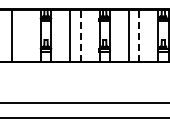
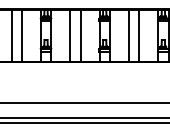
line: none -> present (21, 35)
line: dashed -> solid (80, 35)
line: dashed -> solid (139, 35)
line: none -> present (84, 123)
